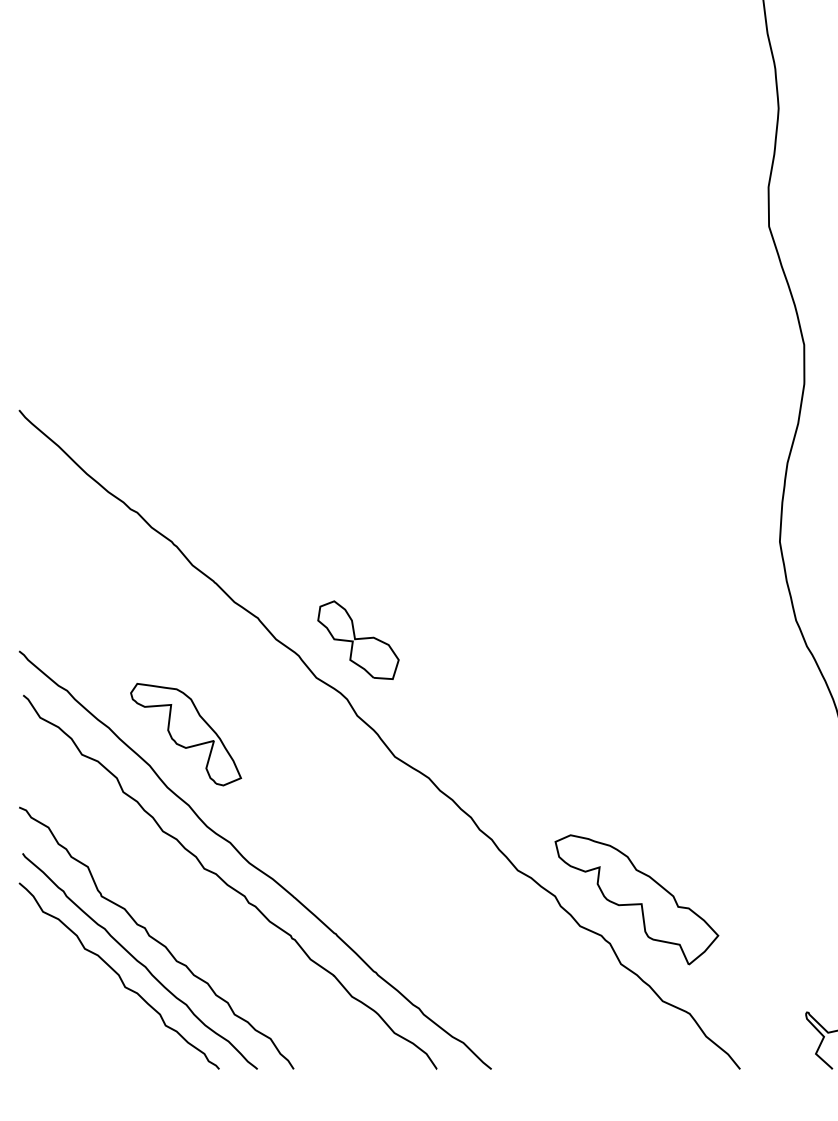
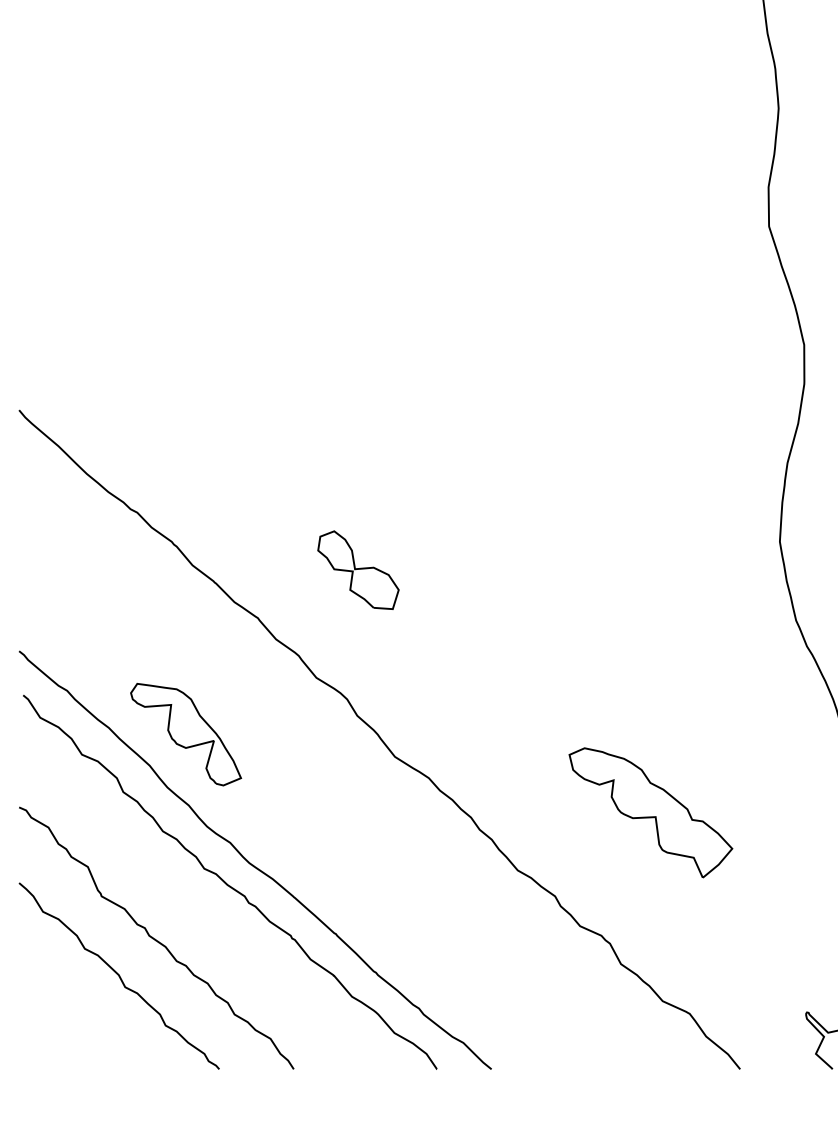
part position: (358, 639) -> (358, 569) (358, 569)
part position: (636, 899) -> (650, 812) (650, 812)
curve: present -> none (139, 961)
